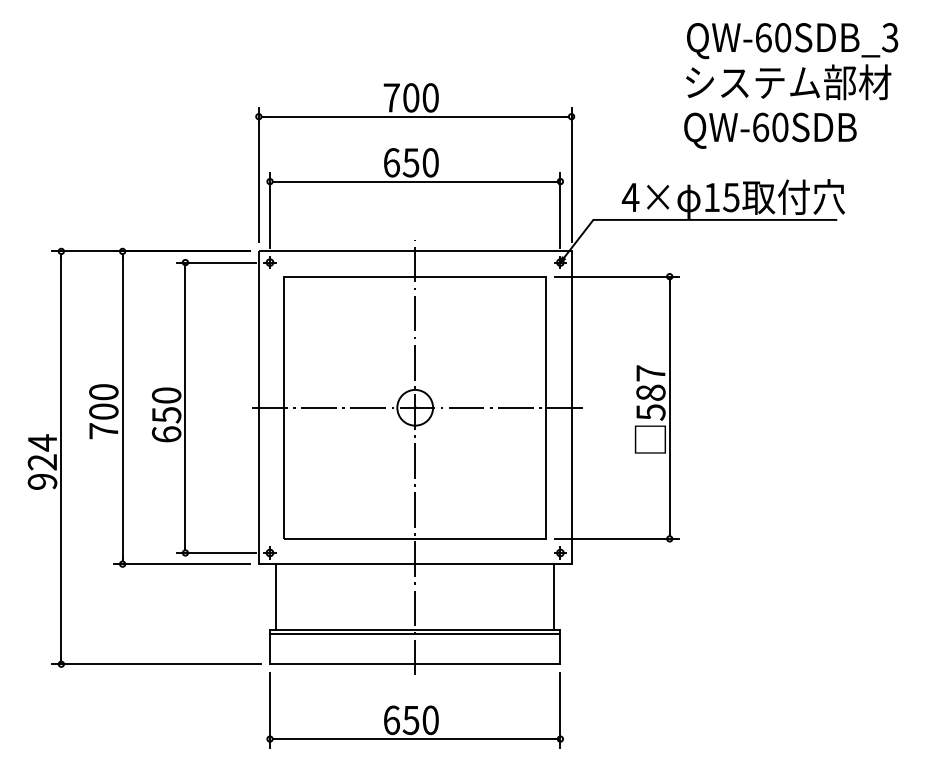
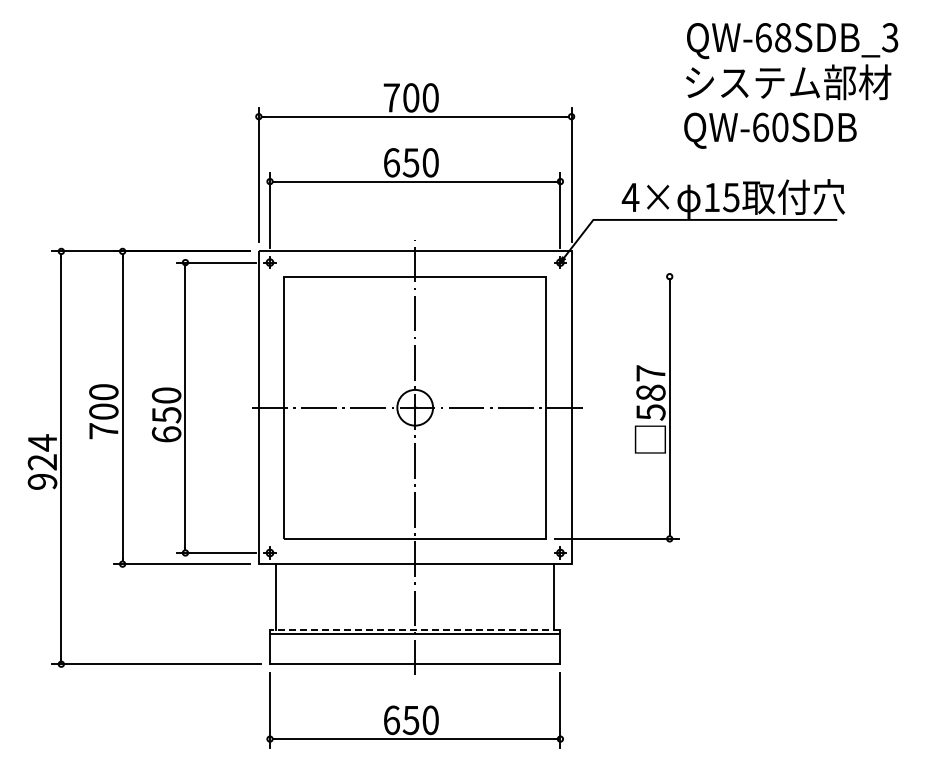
text: QW-60SDB_3 -> QW-68SDB_3 (783, 37)
line: present -> none (616, 276)
line: solid -> dashed (414, 629)
